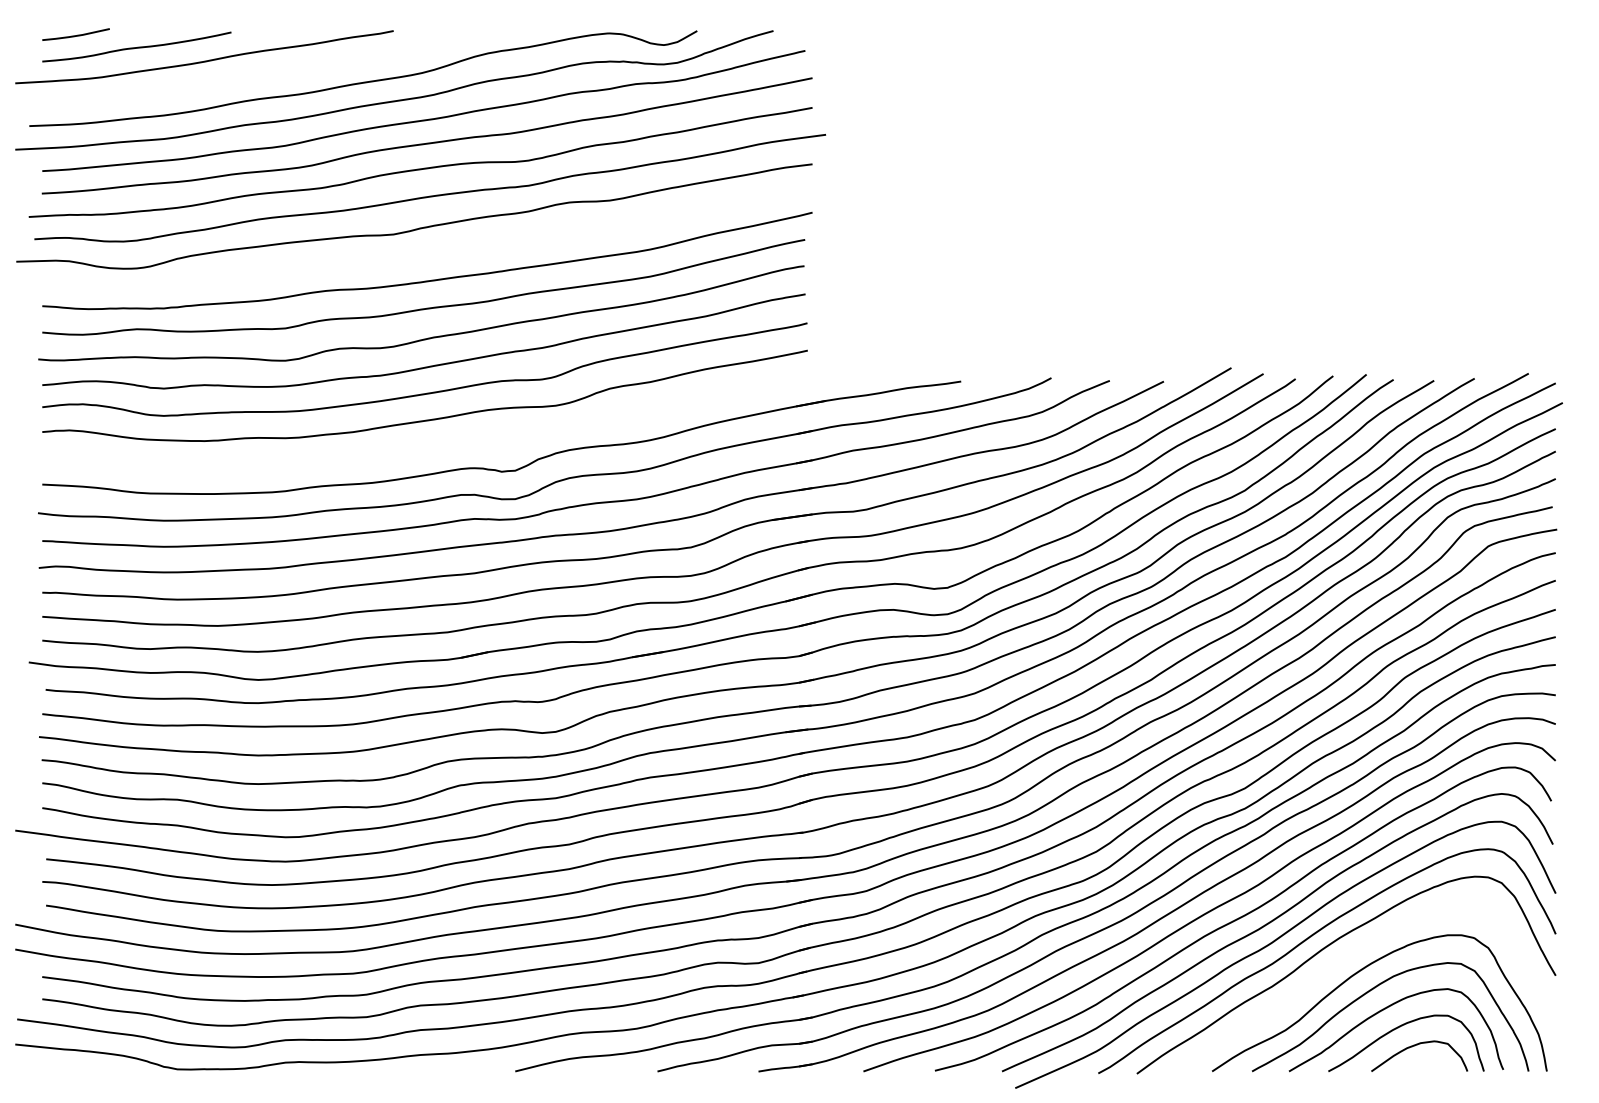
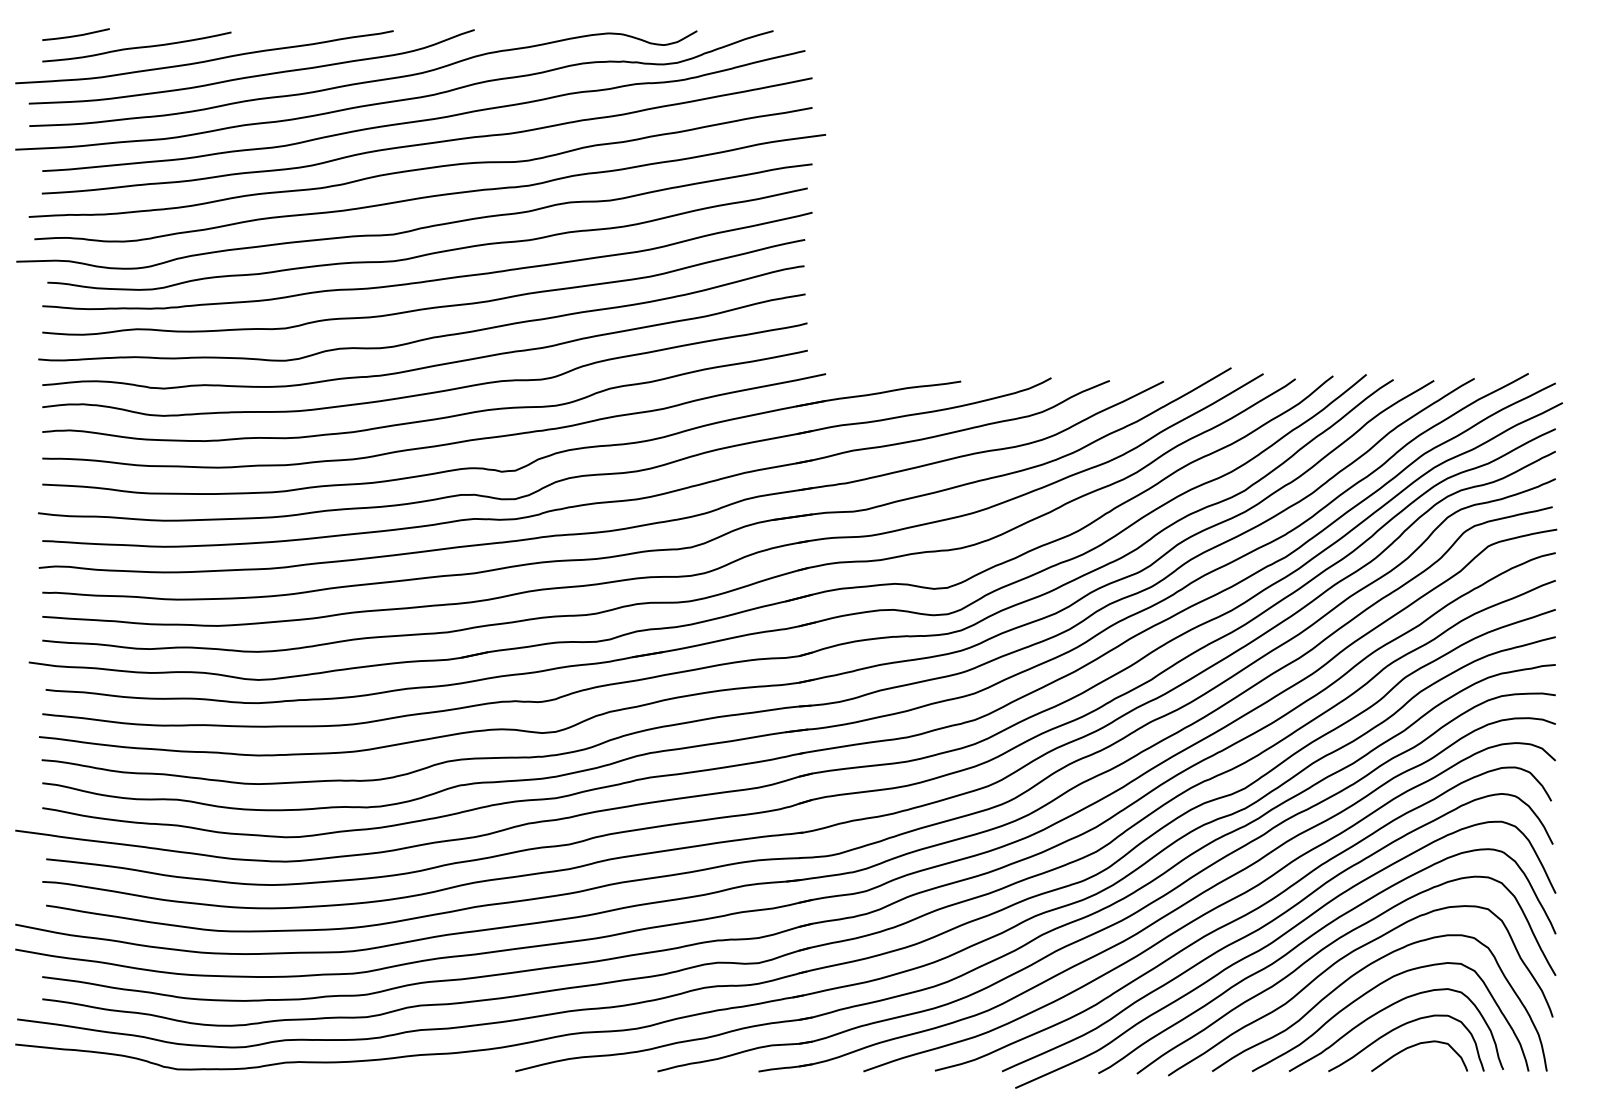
curve: none -> present (252, 75)
curve: none -> present (431, 252)
curve: none -> present (438, 444)
curve: none -> present (1339, 961)
